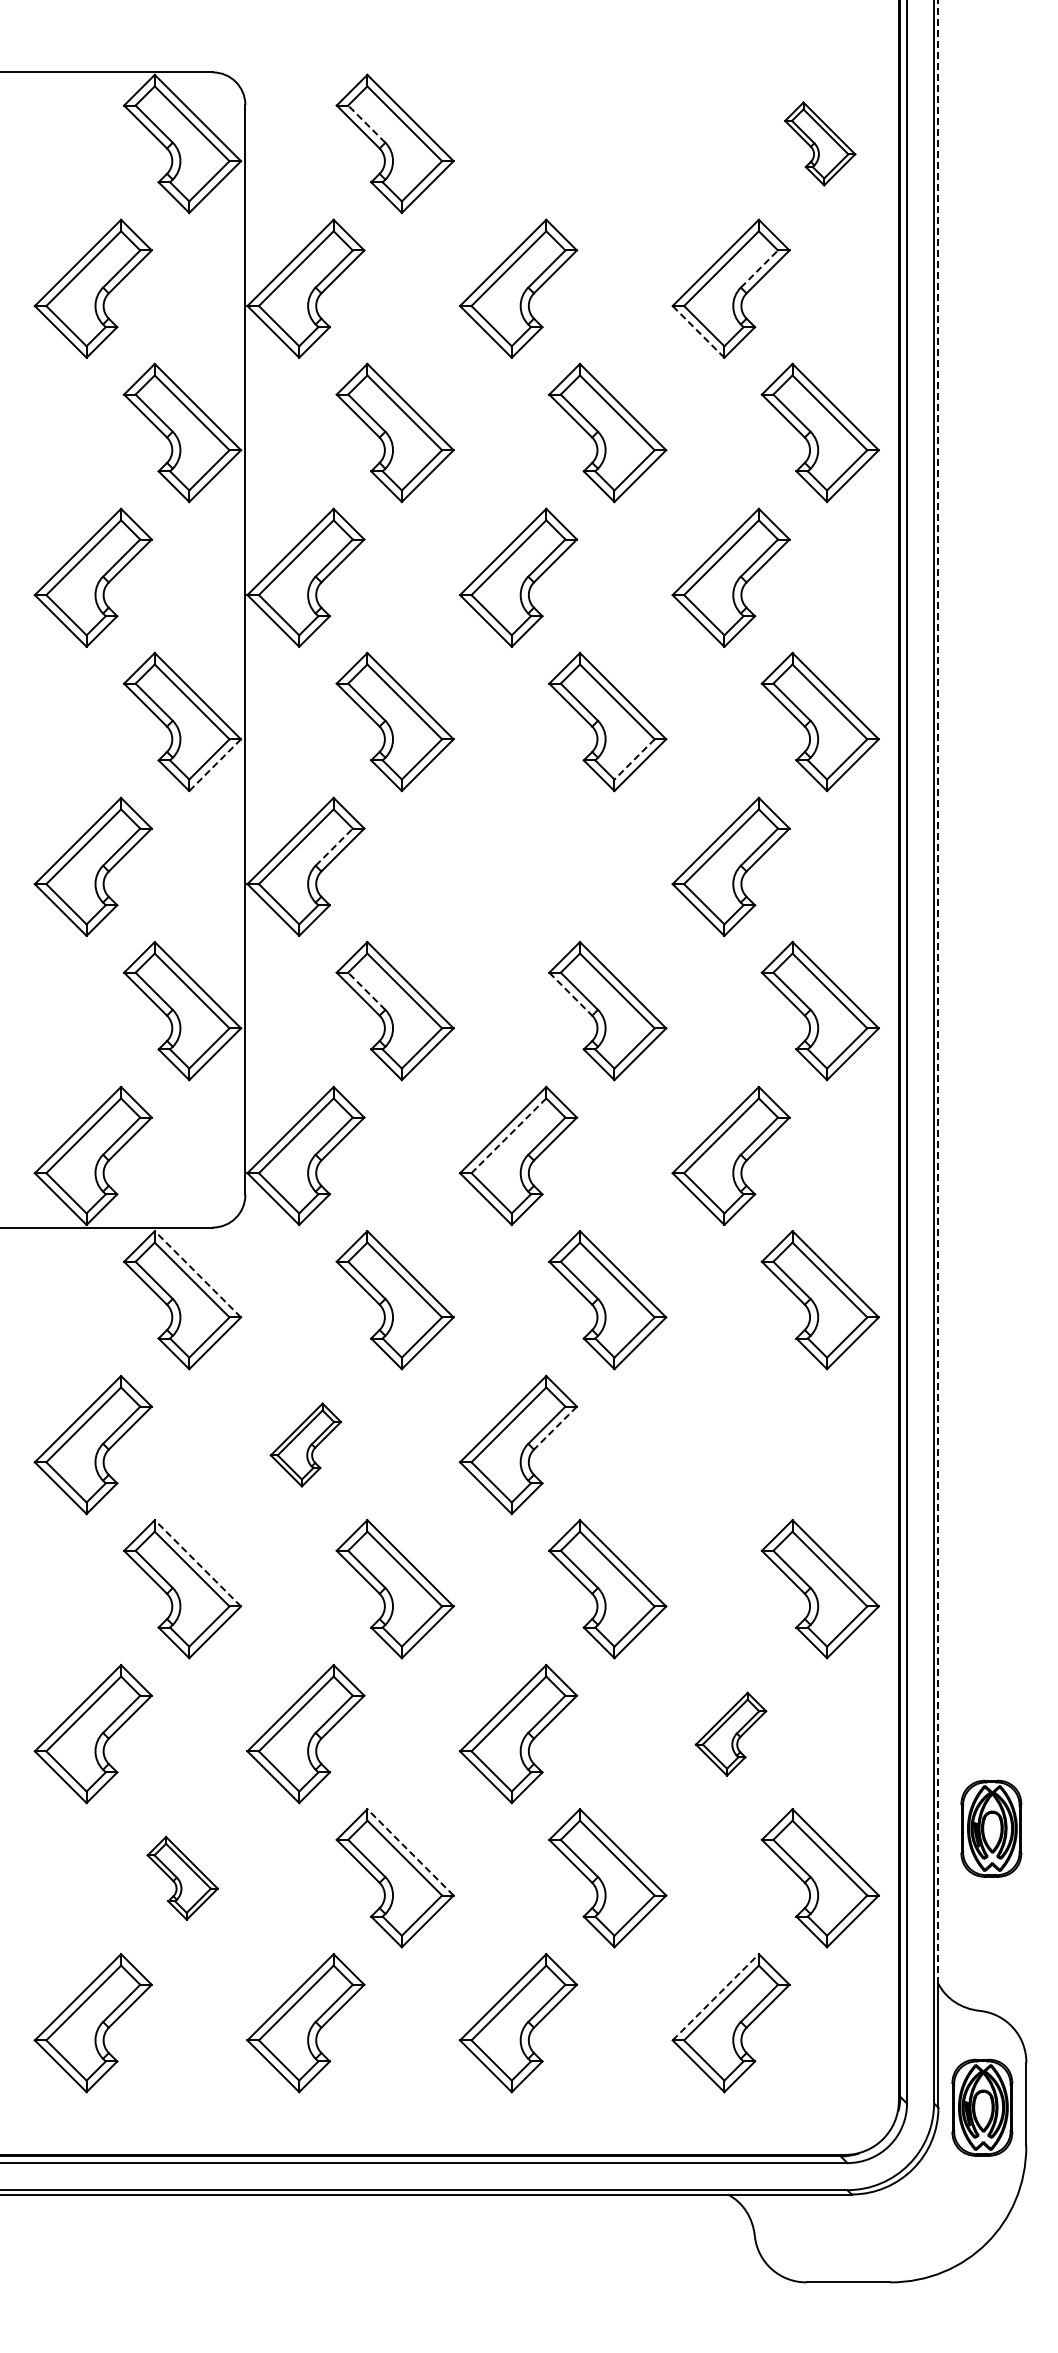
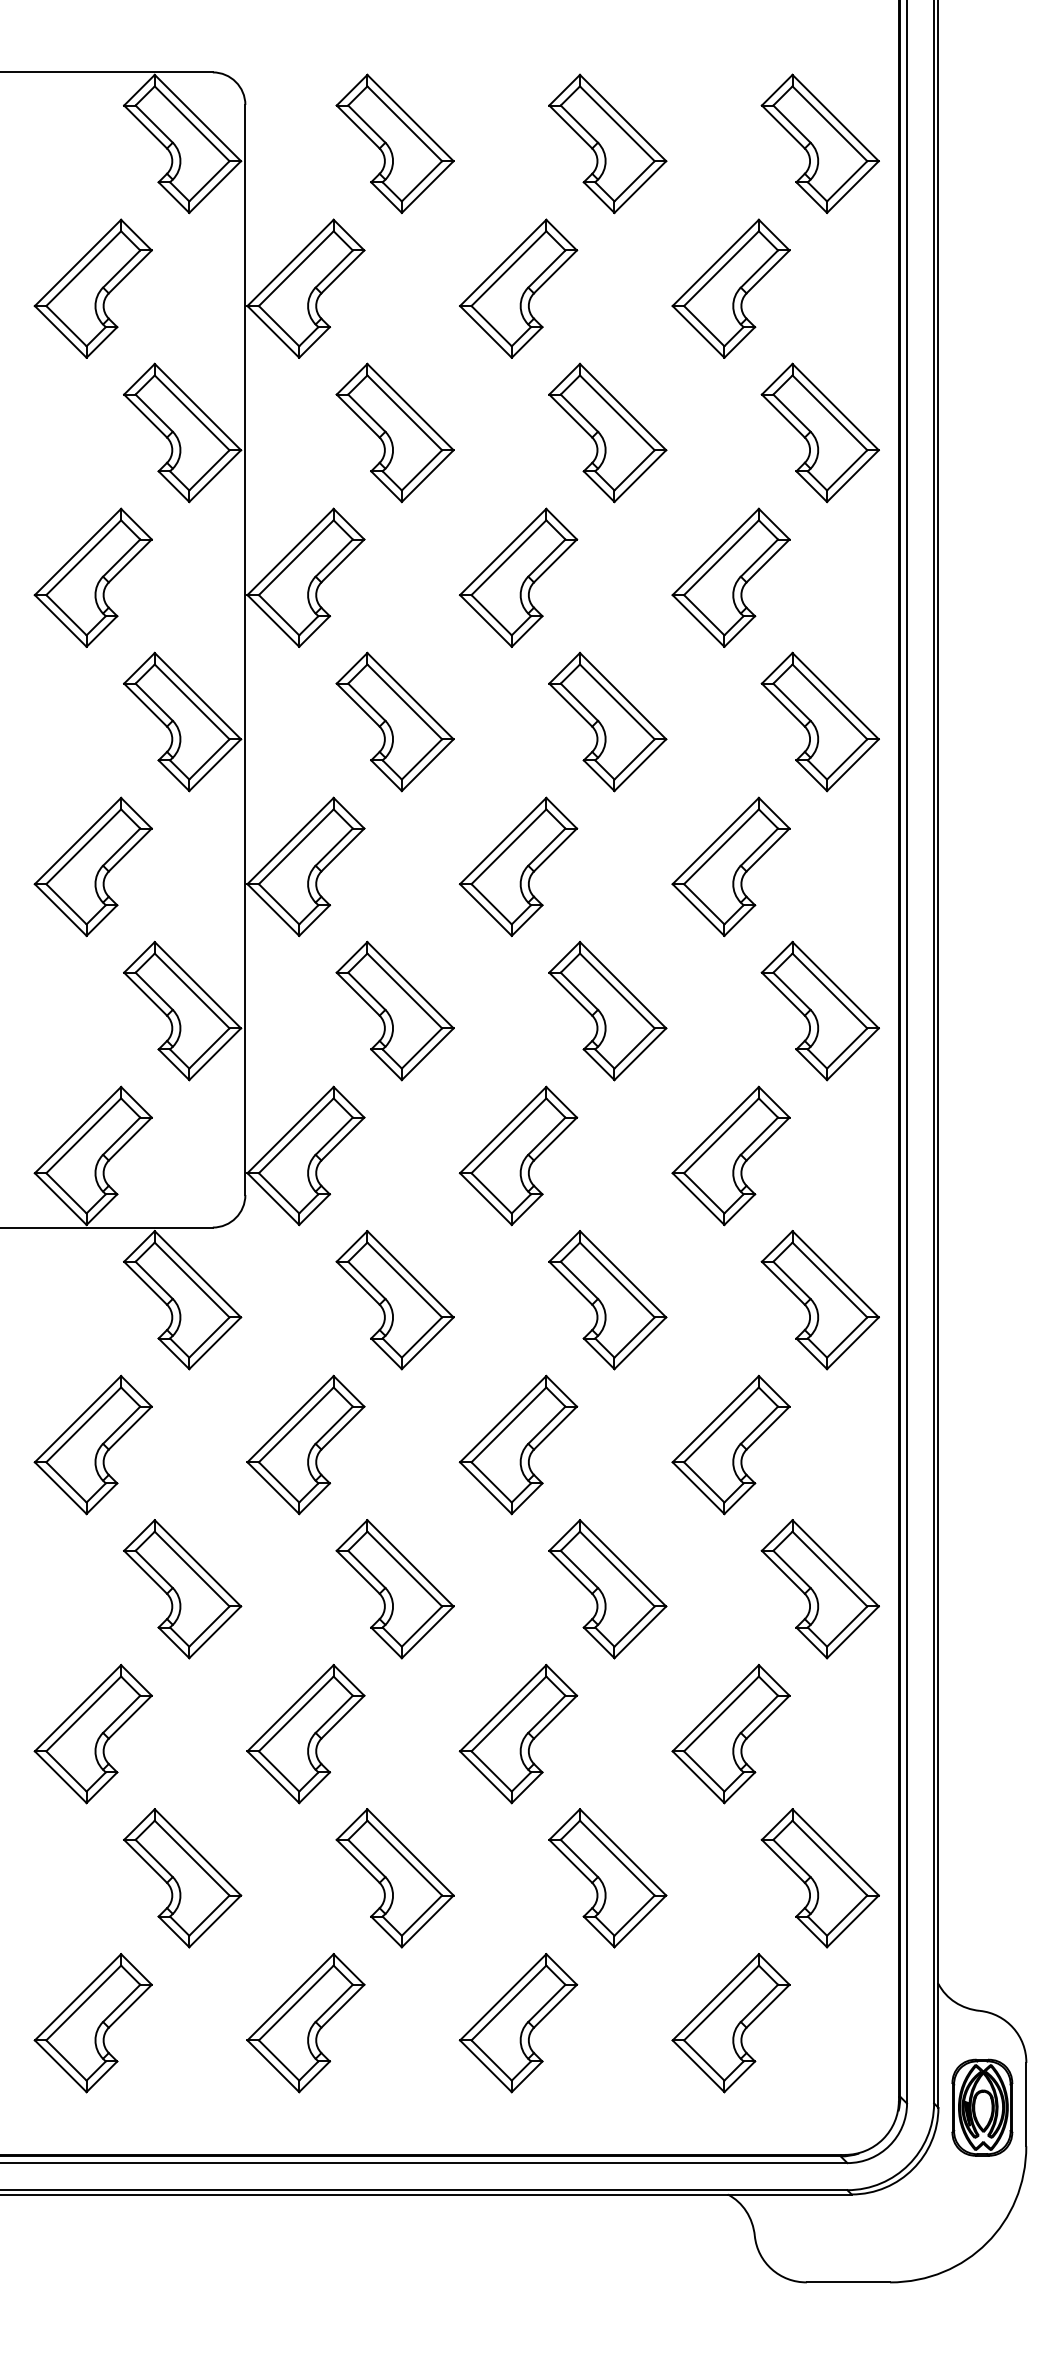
line: dashed -> solid (366, 123)
part: none -> present (607, 143)
part size: 73x86 px -> 120x142 px (819, 143)
line: dashed -> solid (759, 268)
line: dashed -> solid (698, 331)
line: dashed -> solid (634, 759)
line: dashed -> solid (215, 765)
line: dashed -> solid (334, 846)
part: none -> present (518, 866)
line: dashed -> solid (366, 990)
line: dashed -> solid (938, 991)
line: dashed -> solid (571, 994)
line: dashed -> solid (508, 1135)
line: dashed -> solid (197, 1274)
line: dashed -> solid (555, 1428)
part size: 74x86 px -> 120x142 px (305, 1444)
part: none -> present (730, 1444)
line: dashed -> solid (197, 1563)
part size: 74x86 px -> 120x141 px (730, 1734)
part: present -> none (991, 1828)
line: dashed -> solid (410, 1852)
part size: 73x86 px -> 120x141 px (182, 1878)
line: dashed -> solid (715, 1997)
